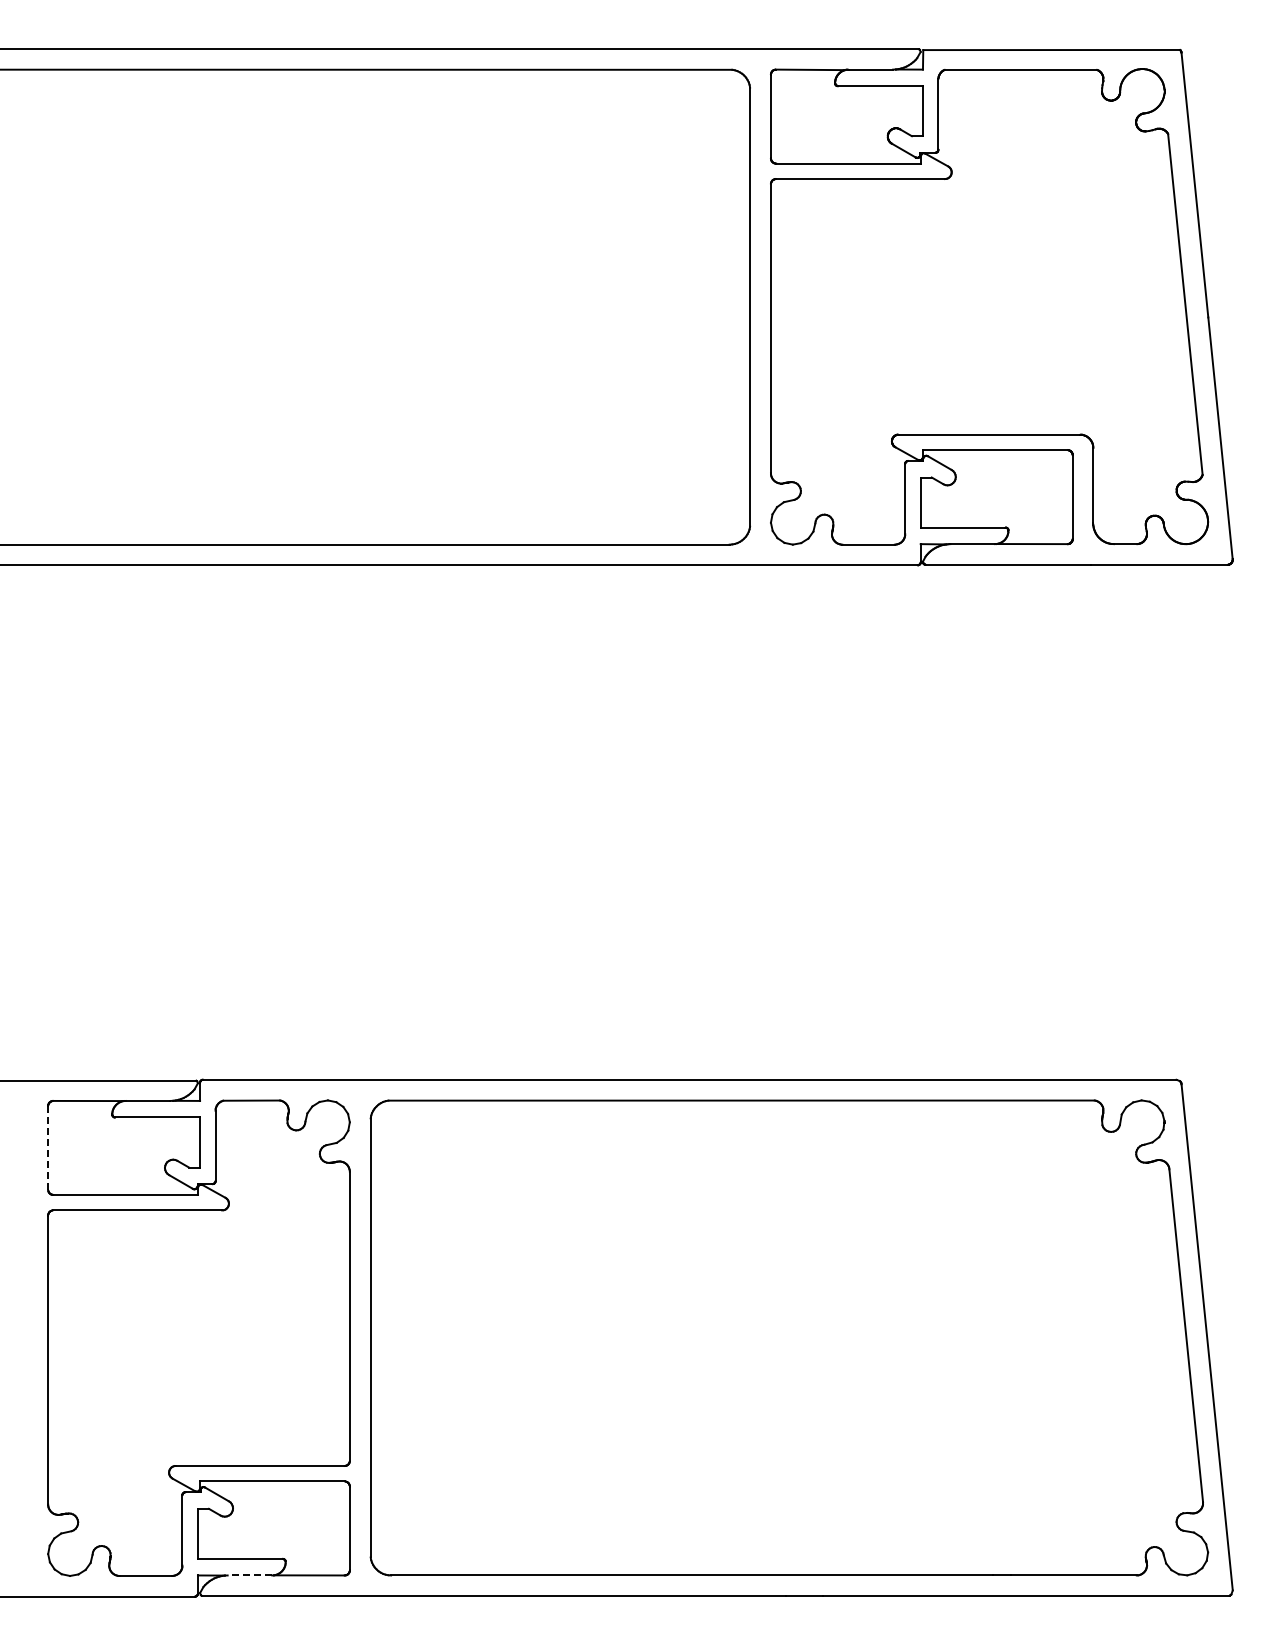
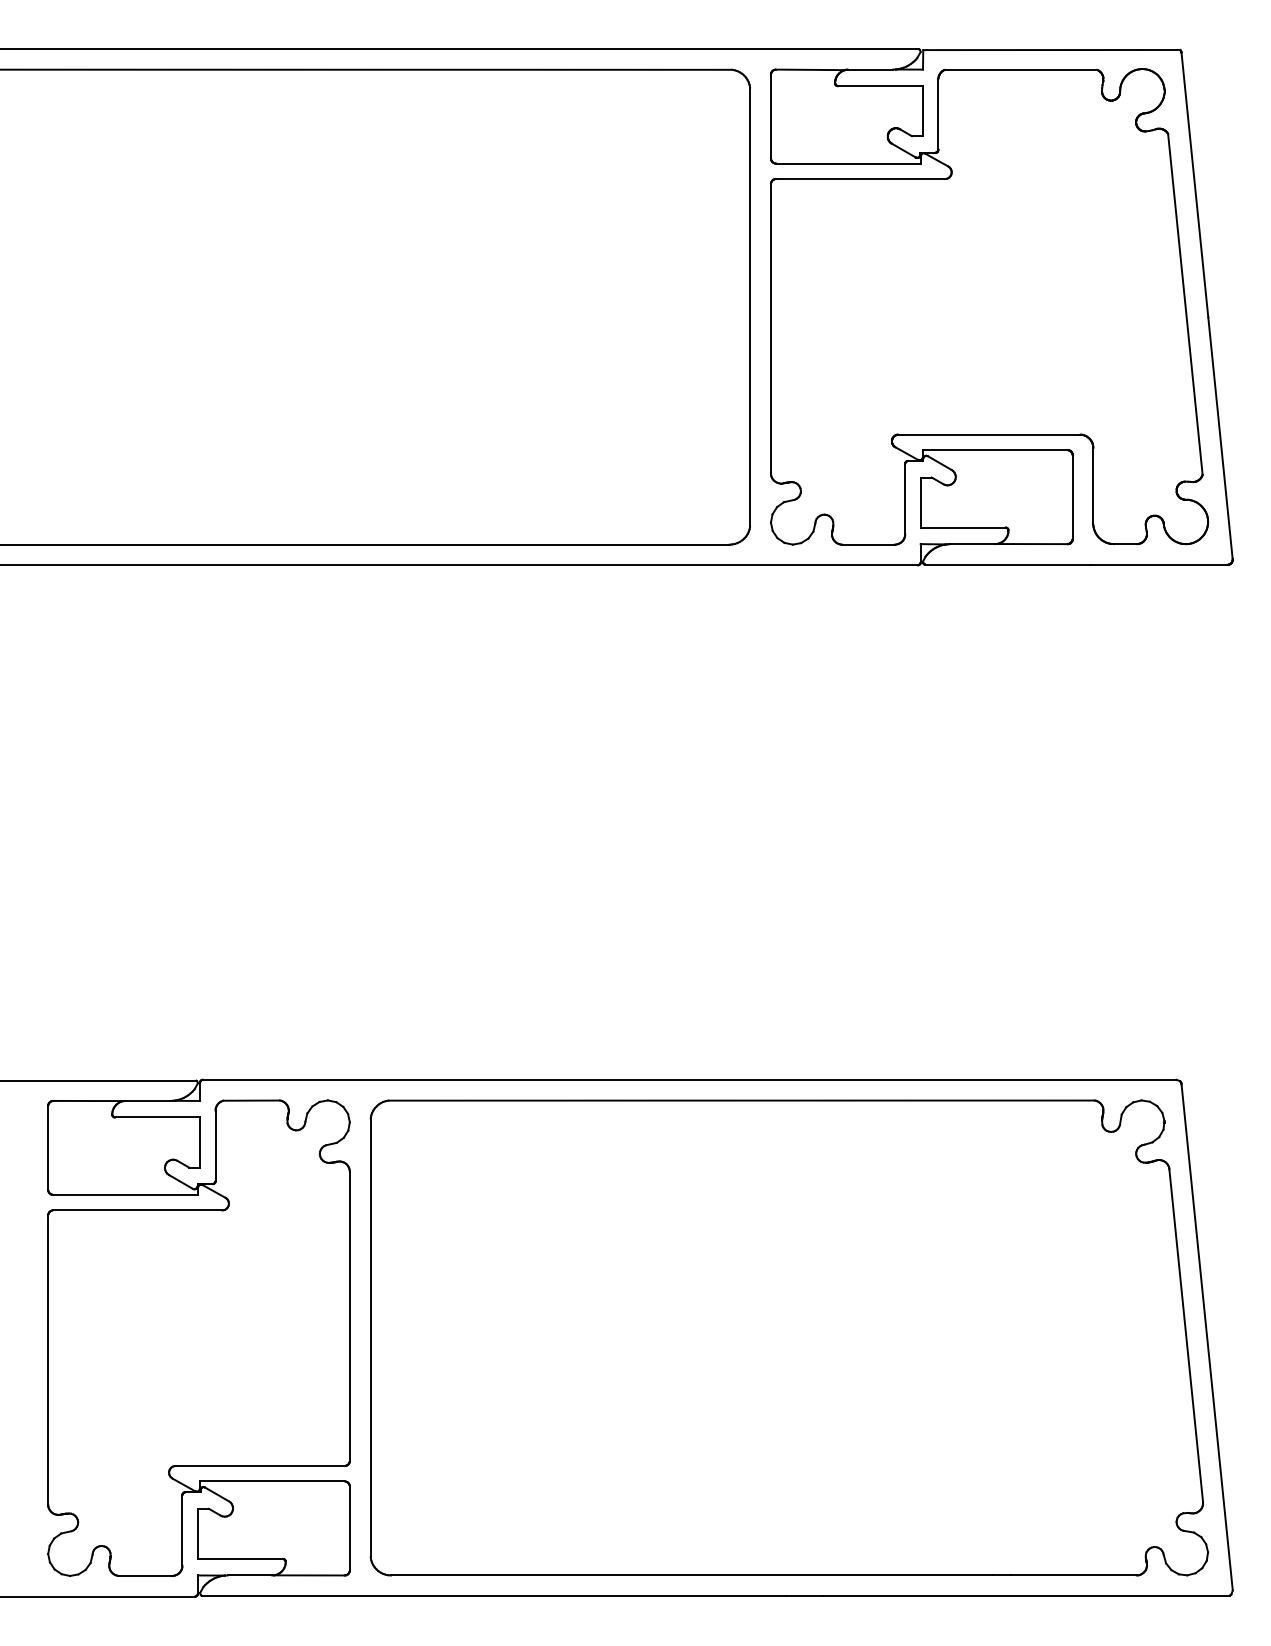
line: dashed -> solid (48, 1147)
line: dashed -> solid (249, 1575)
